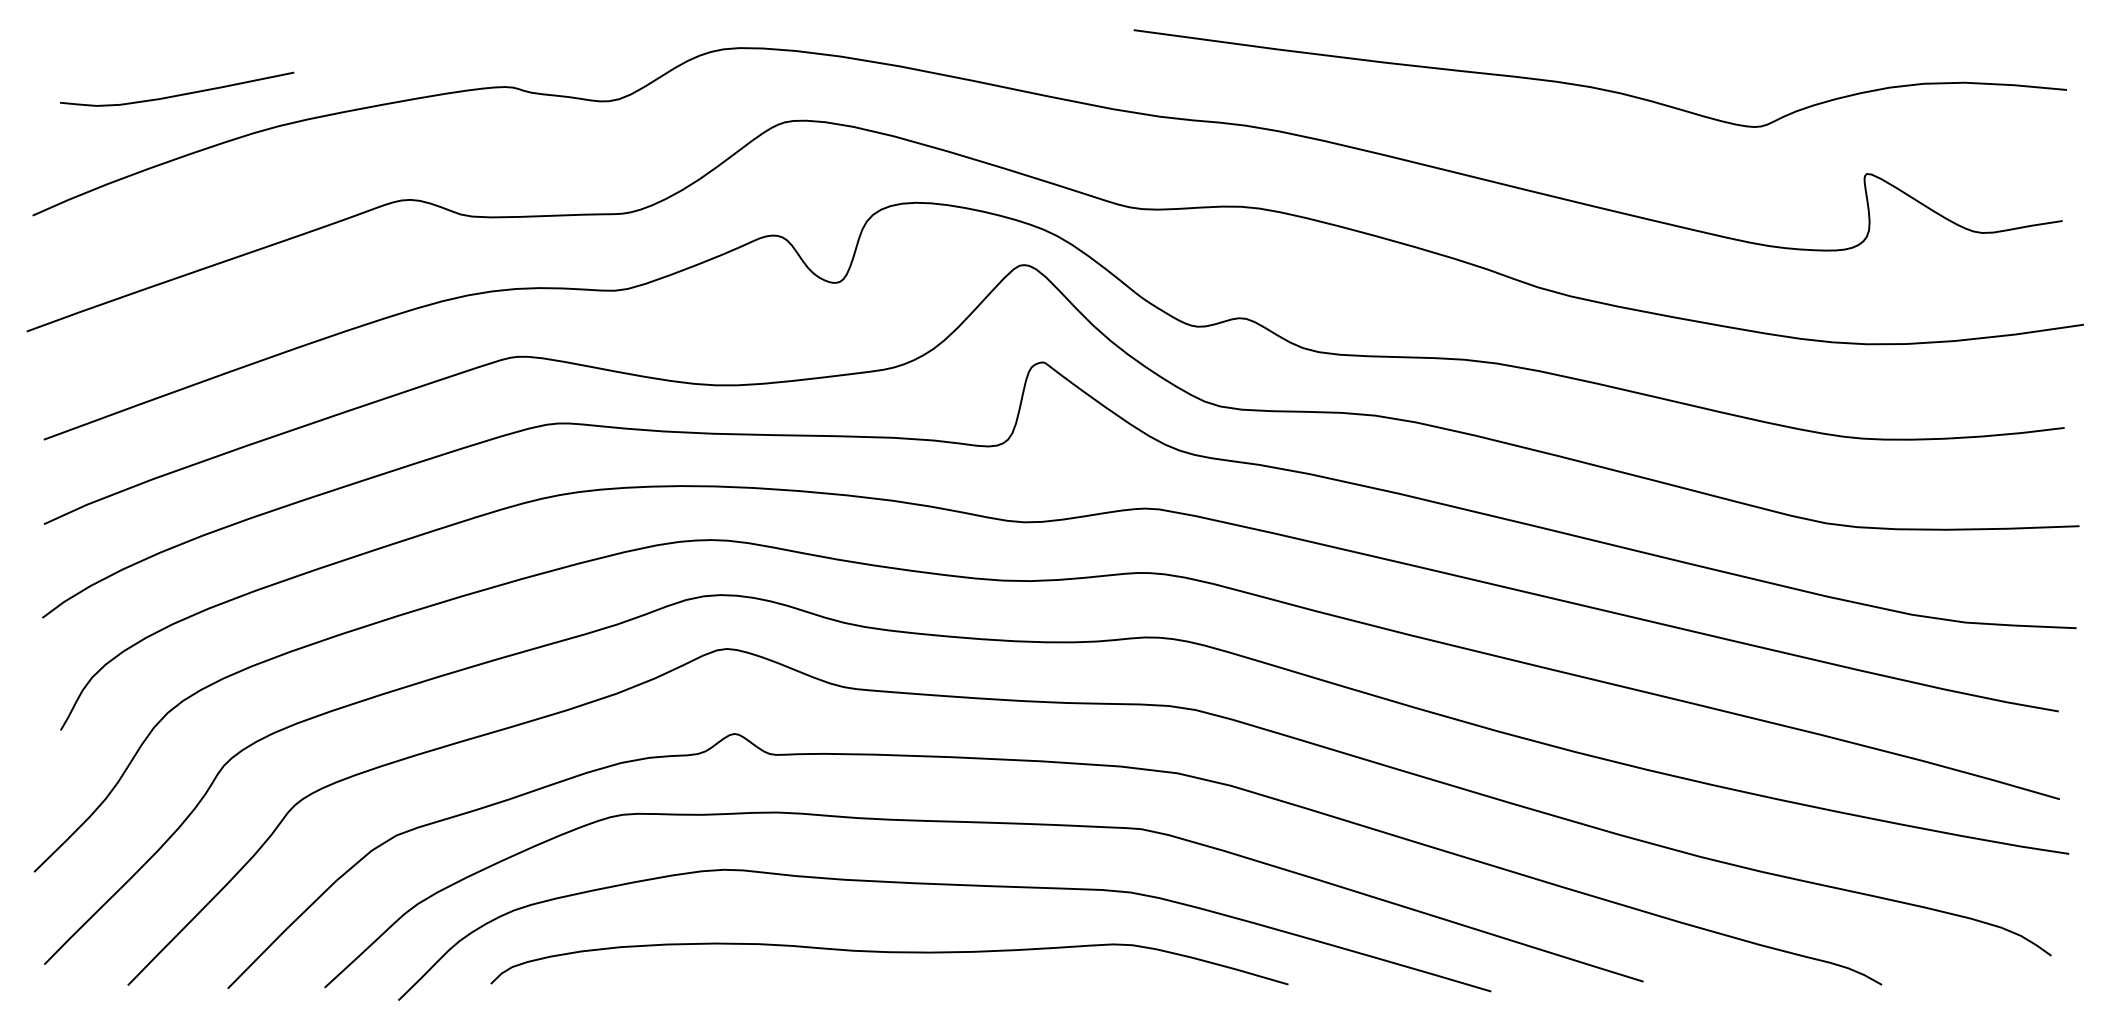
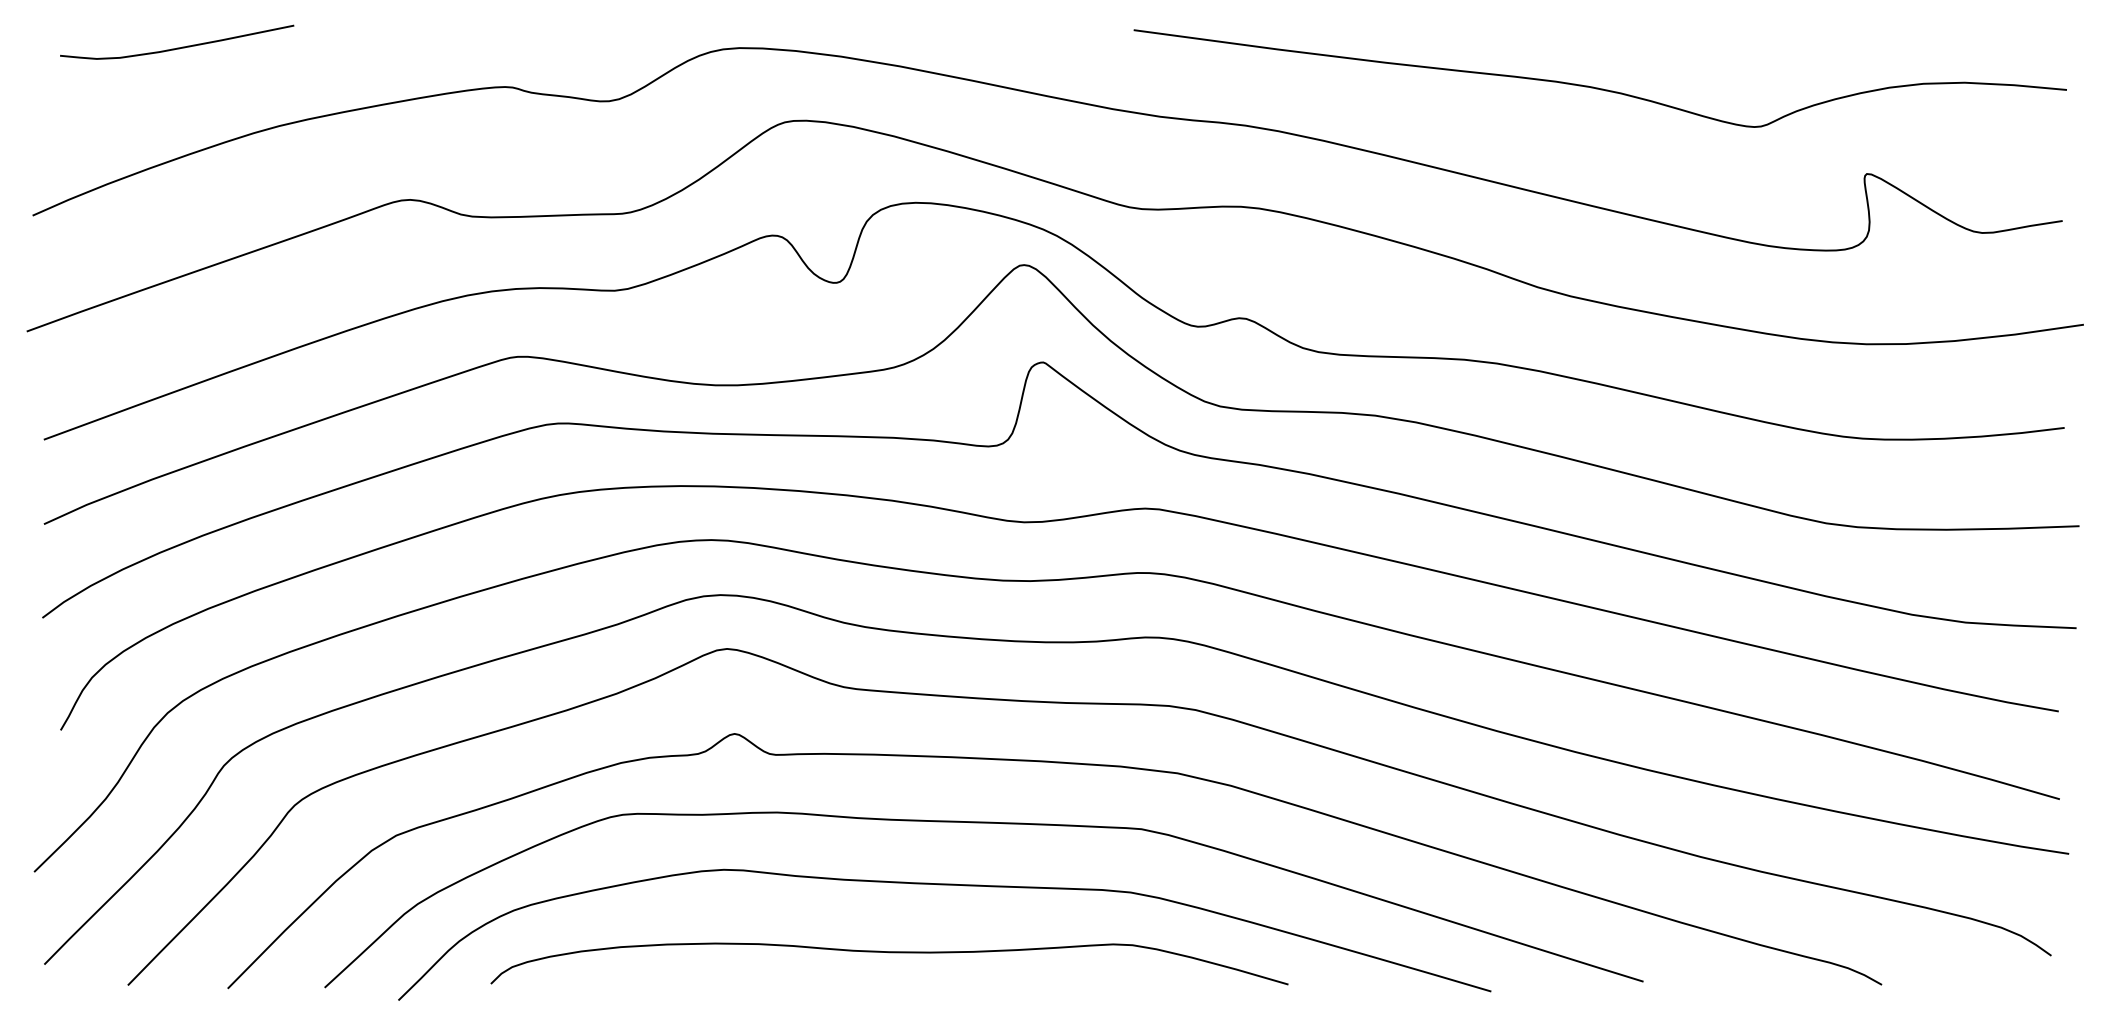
curve position: (177, 94) -> (177, 47) (177, 47)
